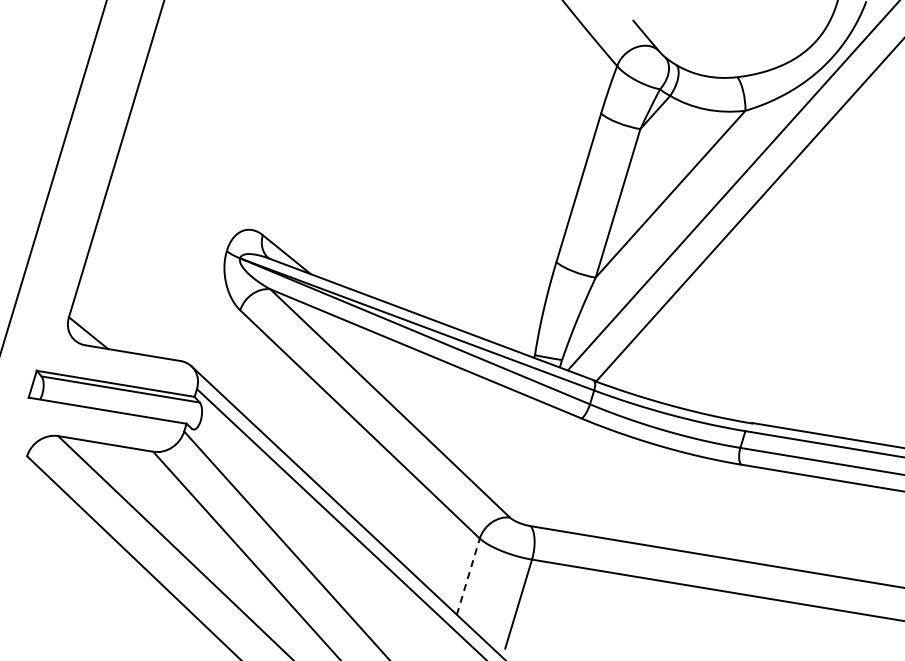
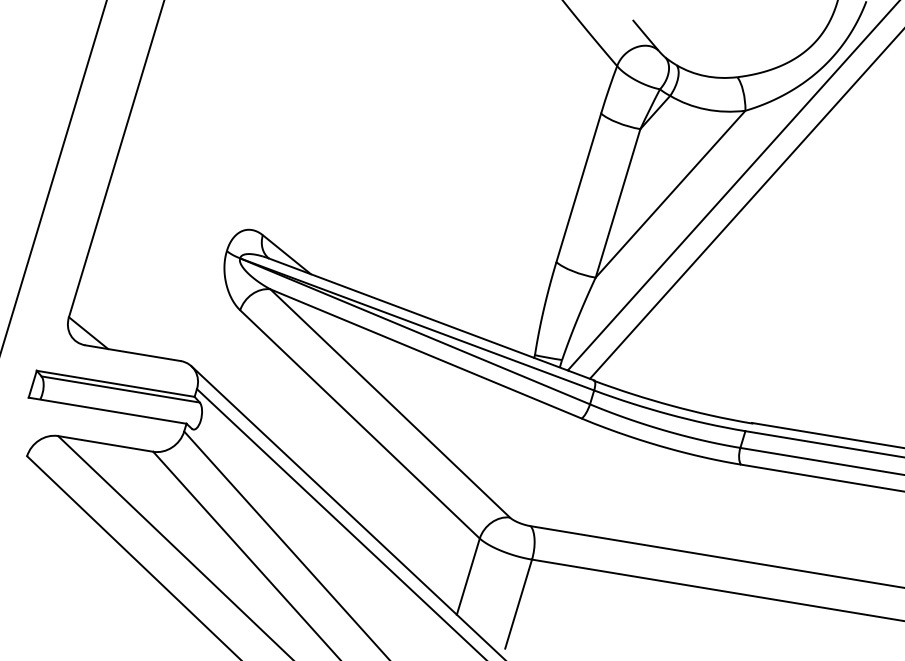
line position: (747, 211) -> (745, 204) (745, 204)
line: dashed -> solid (468, 576)
